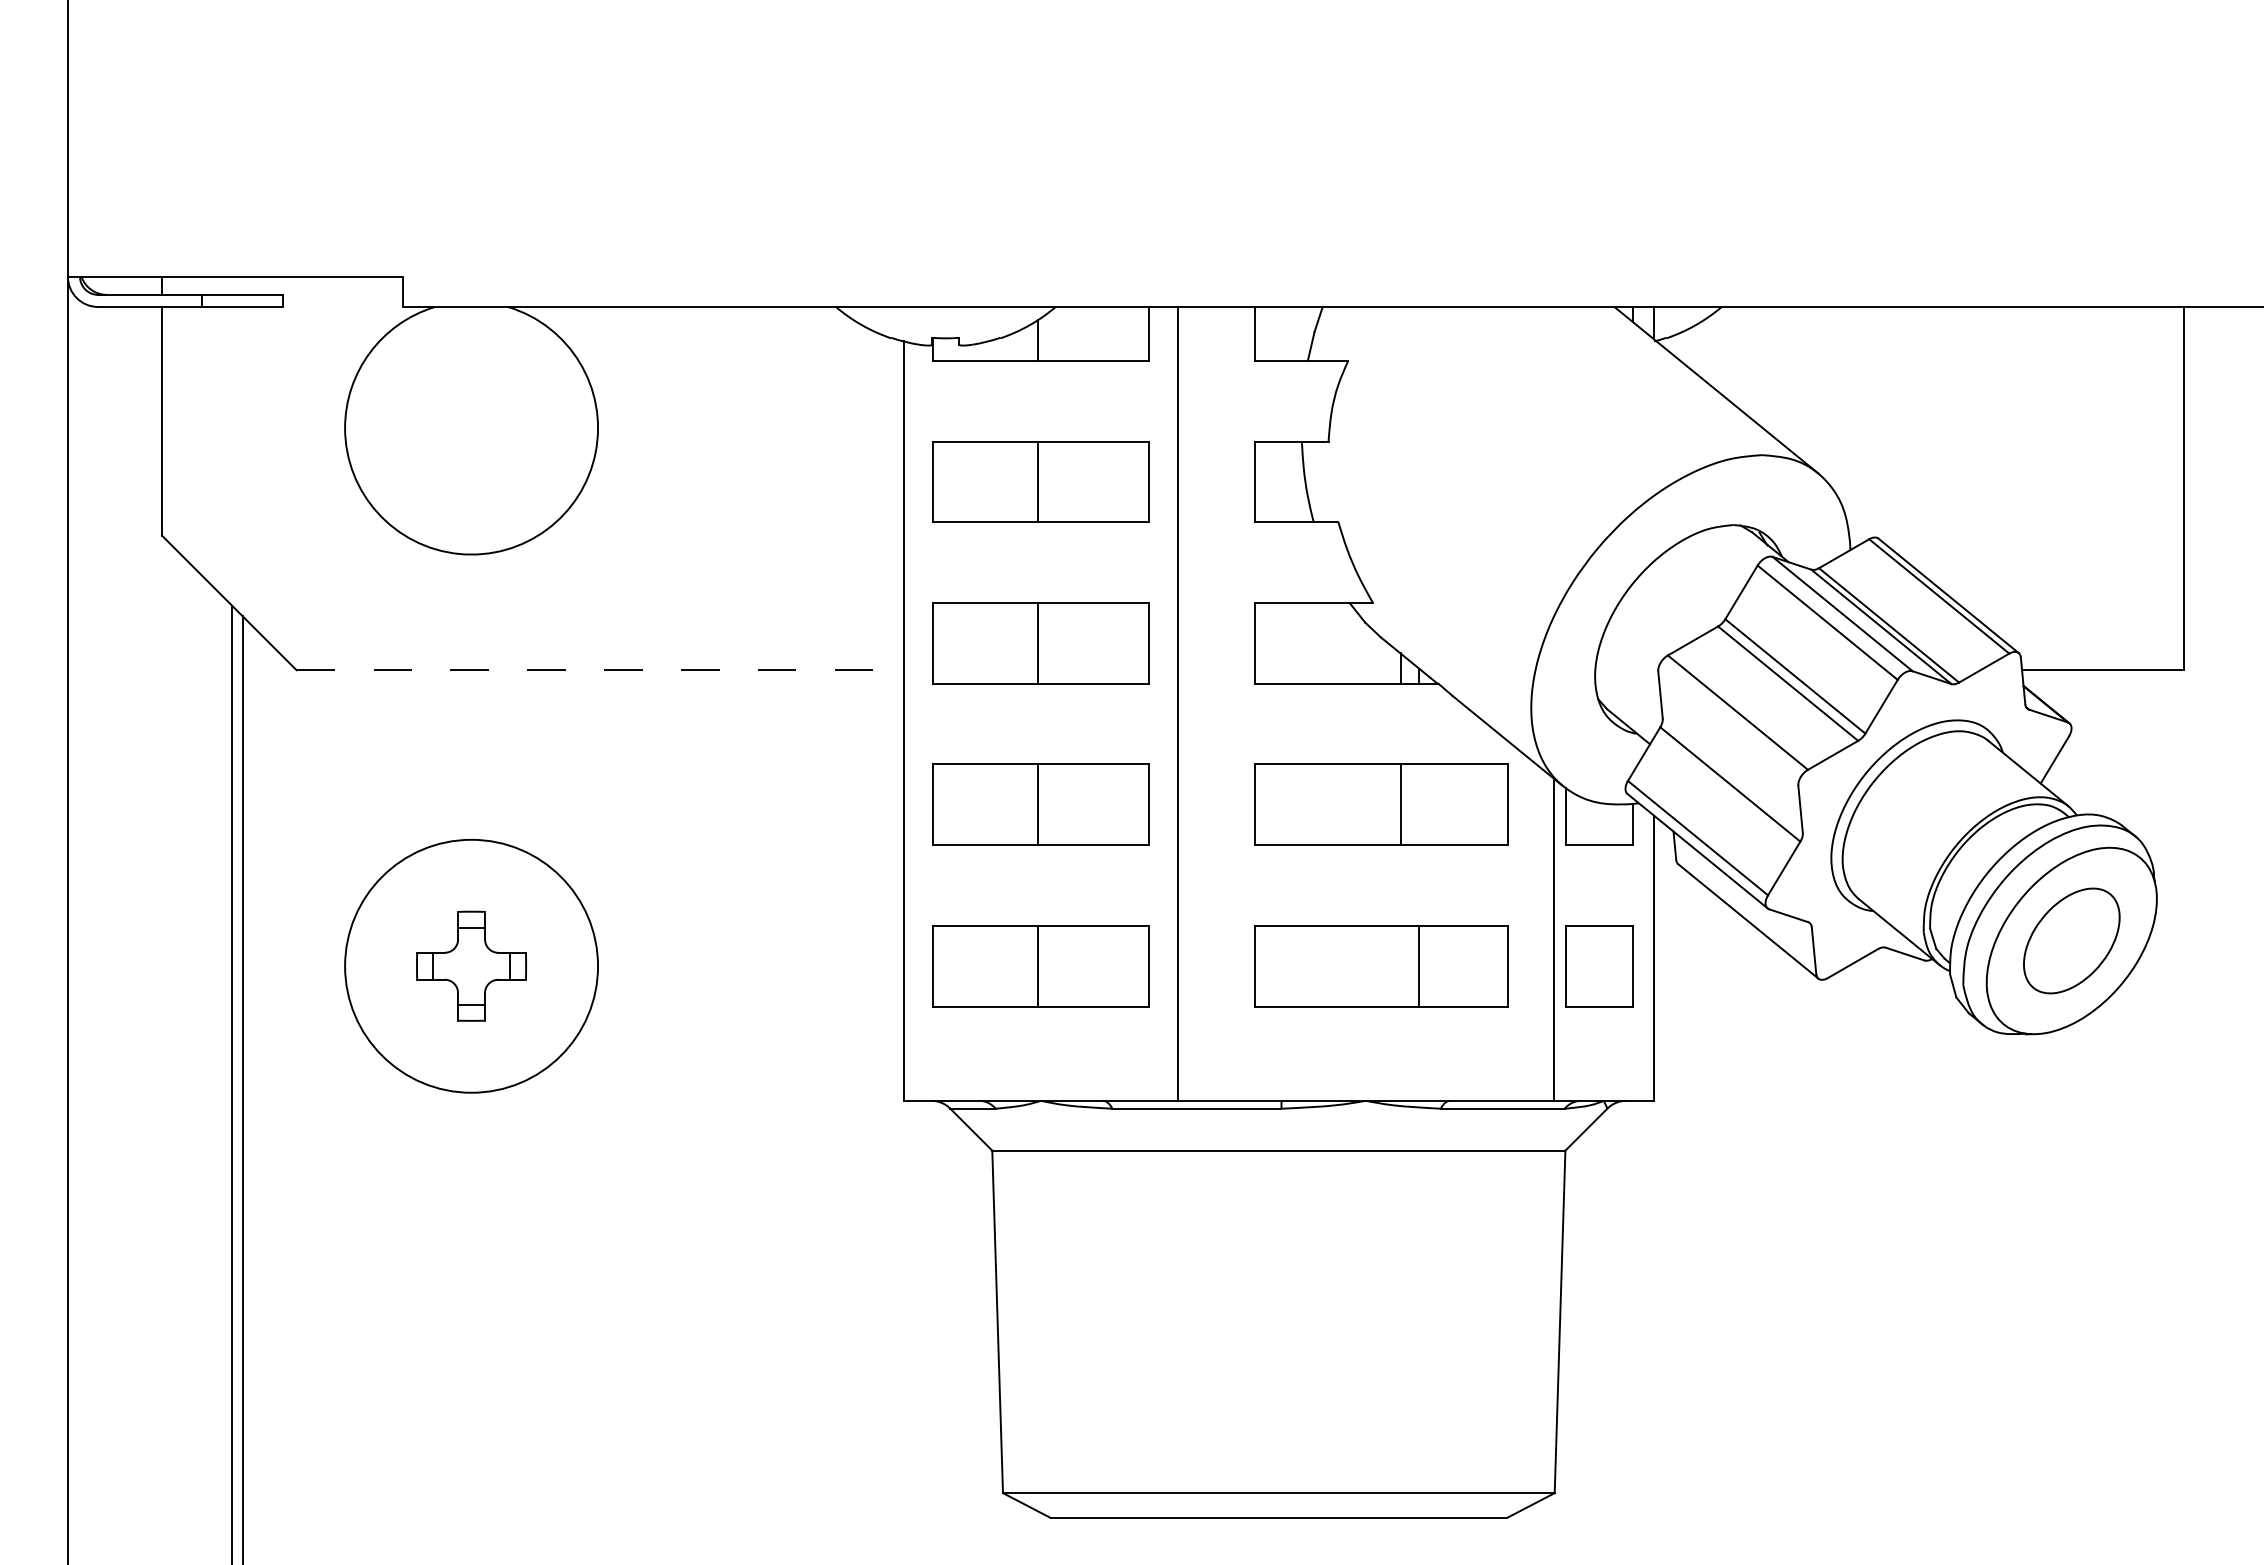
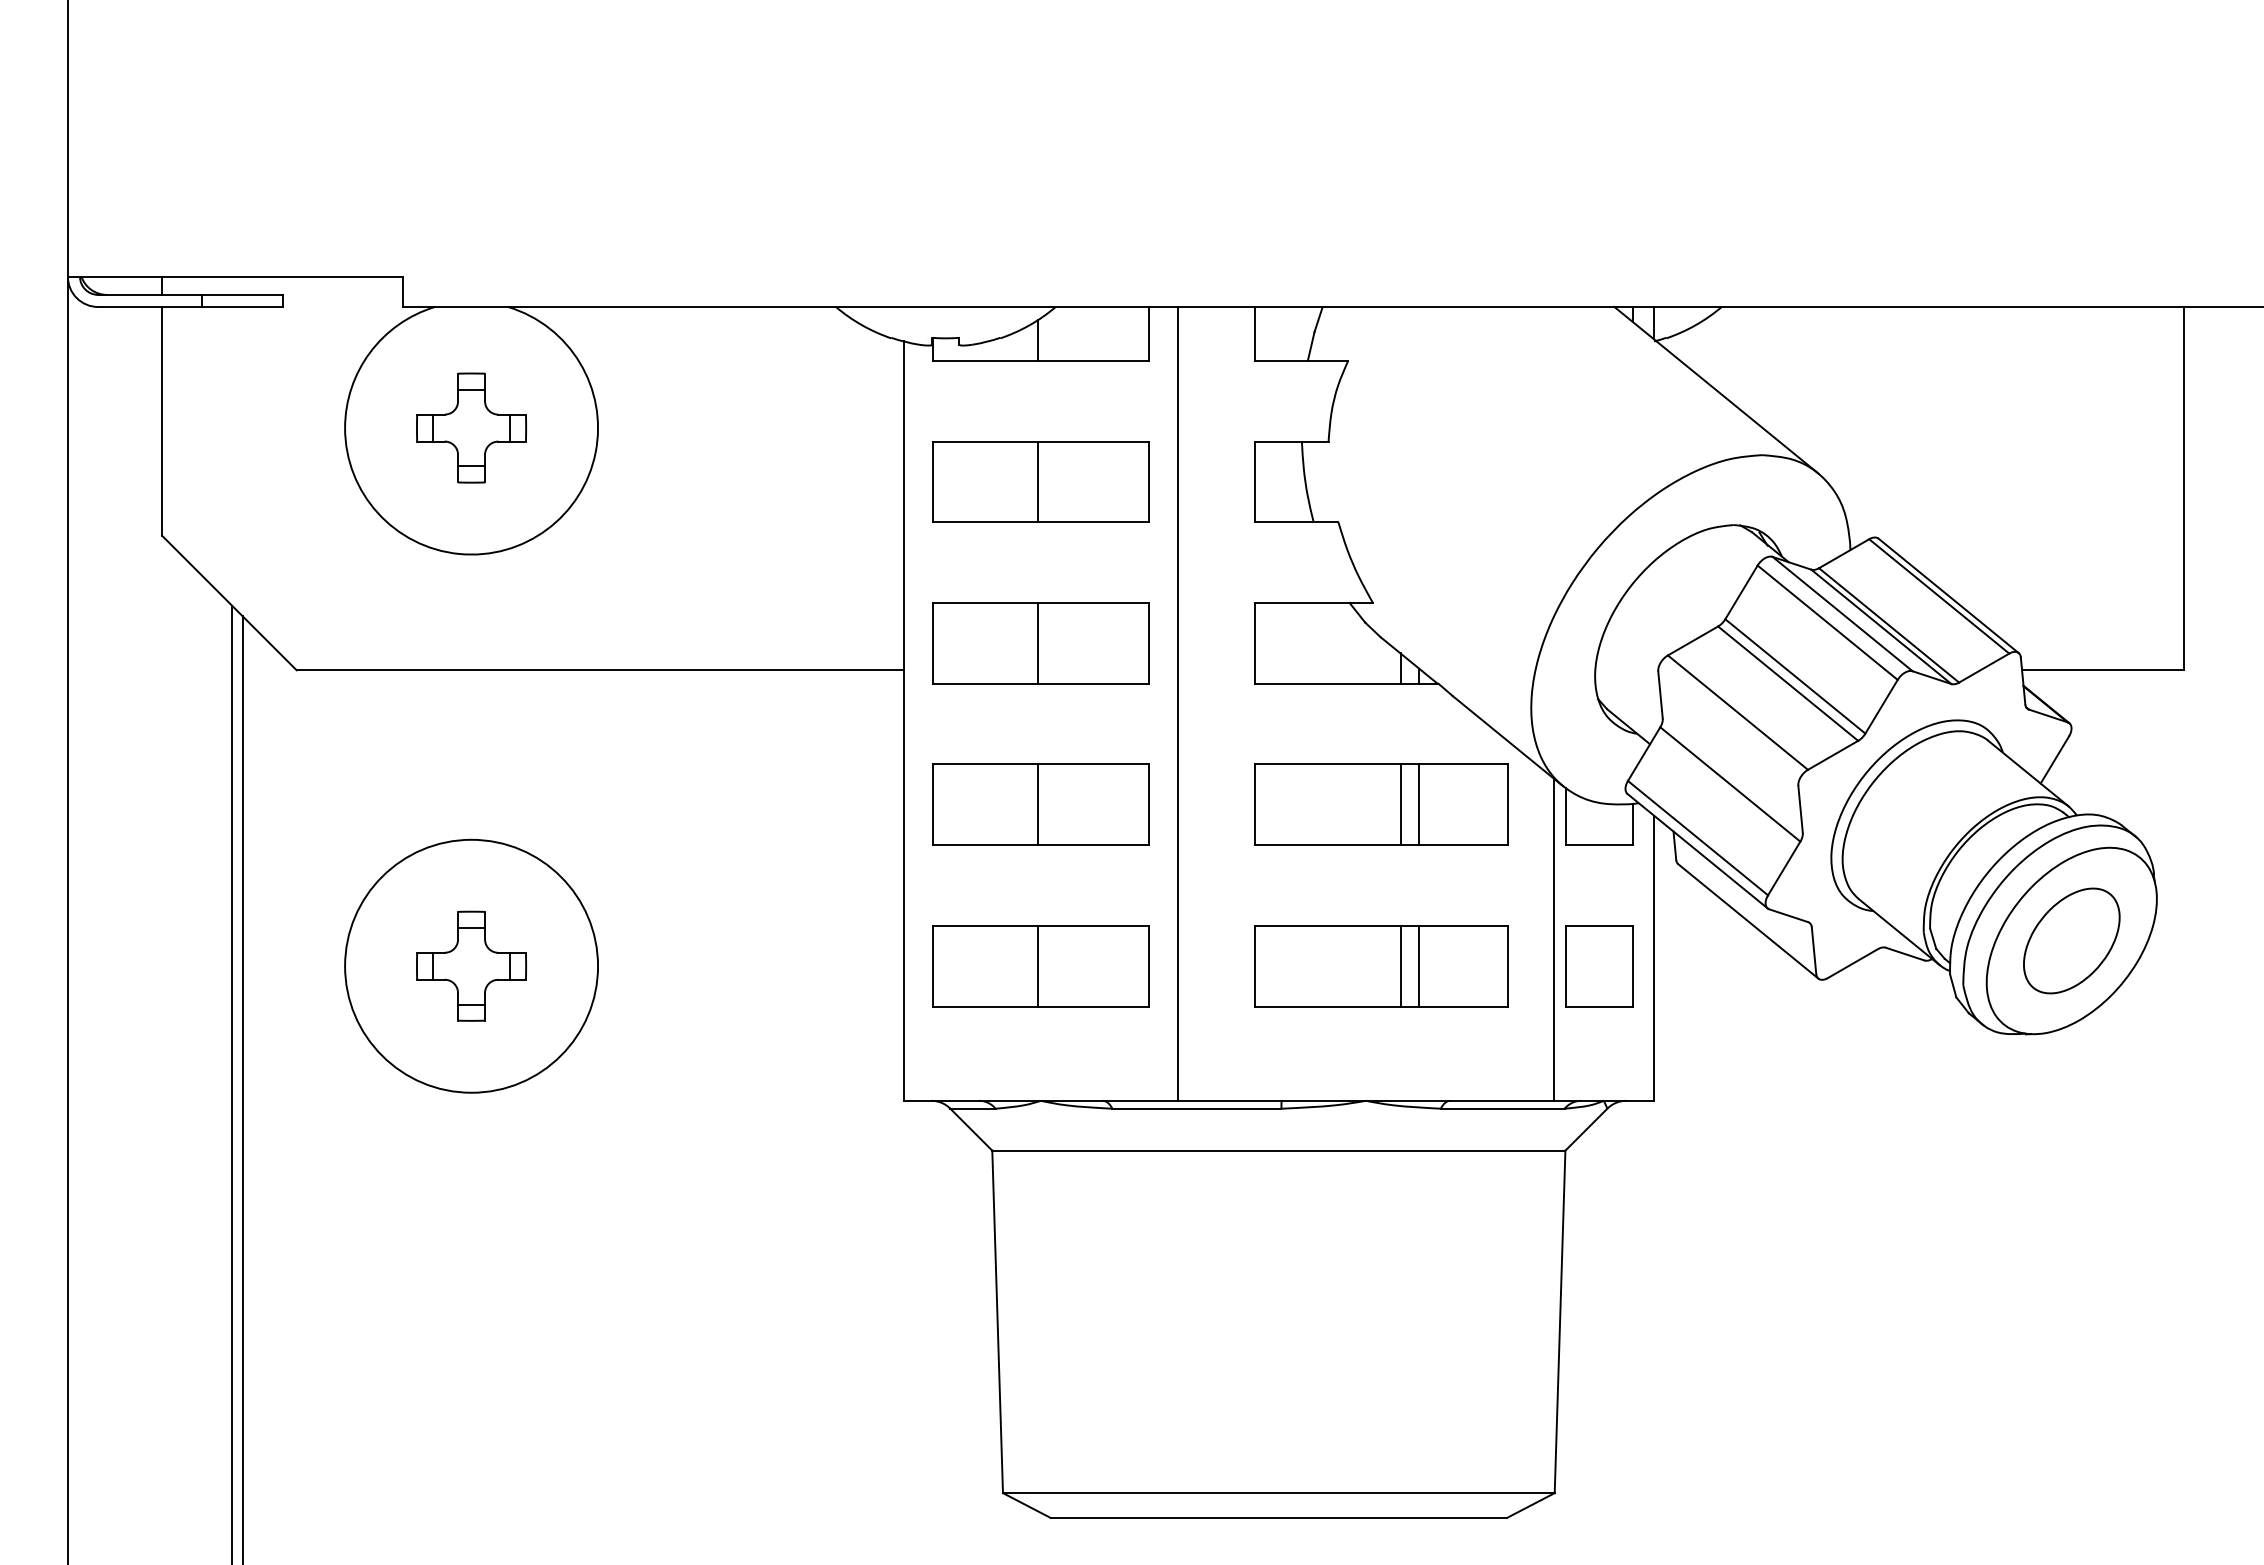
part: none -> present (471, 427)
line: dashed -> solid (600, 670)
line: none -> present (1419, 804)
line: none -> present (1400, 965)
